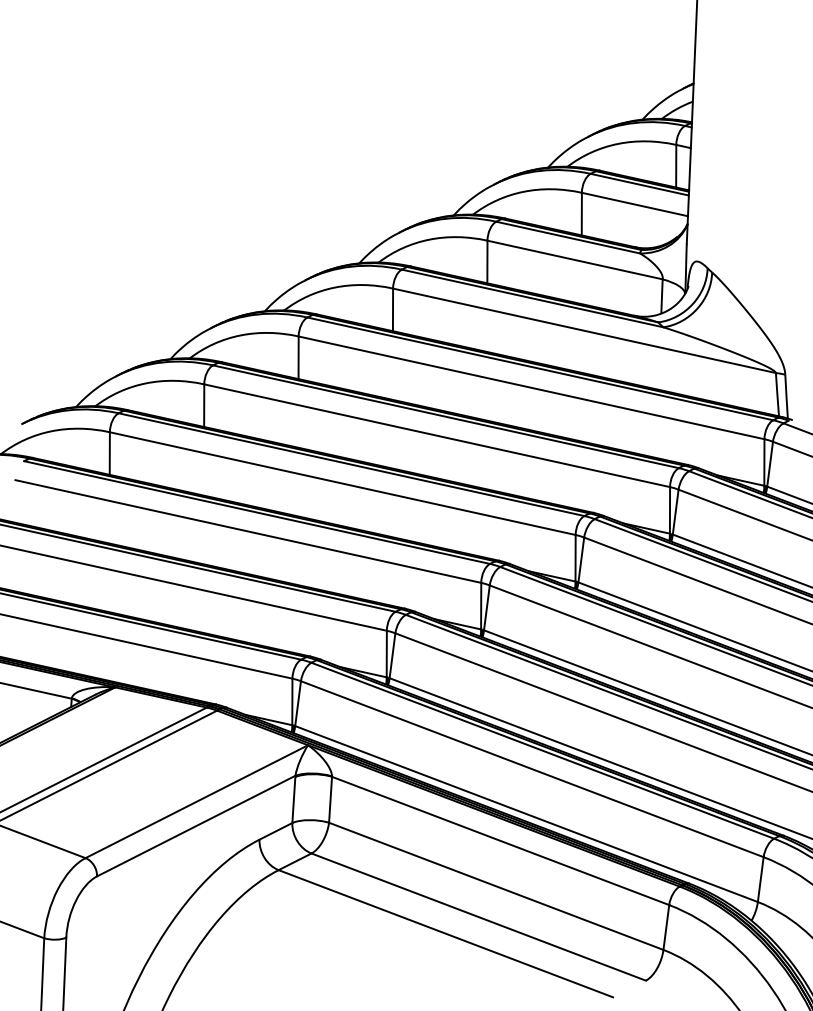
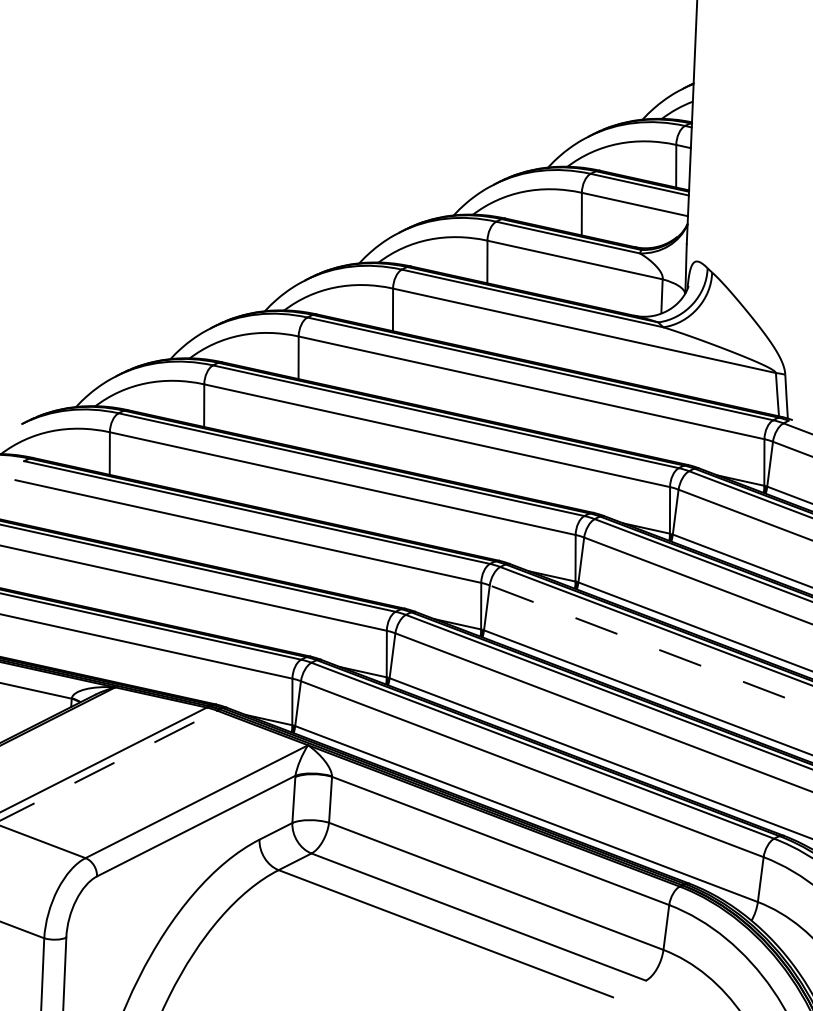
line: solid -> dashed (650, 646)
line: solid -> dashed (109, 765)
